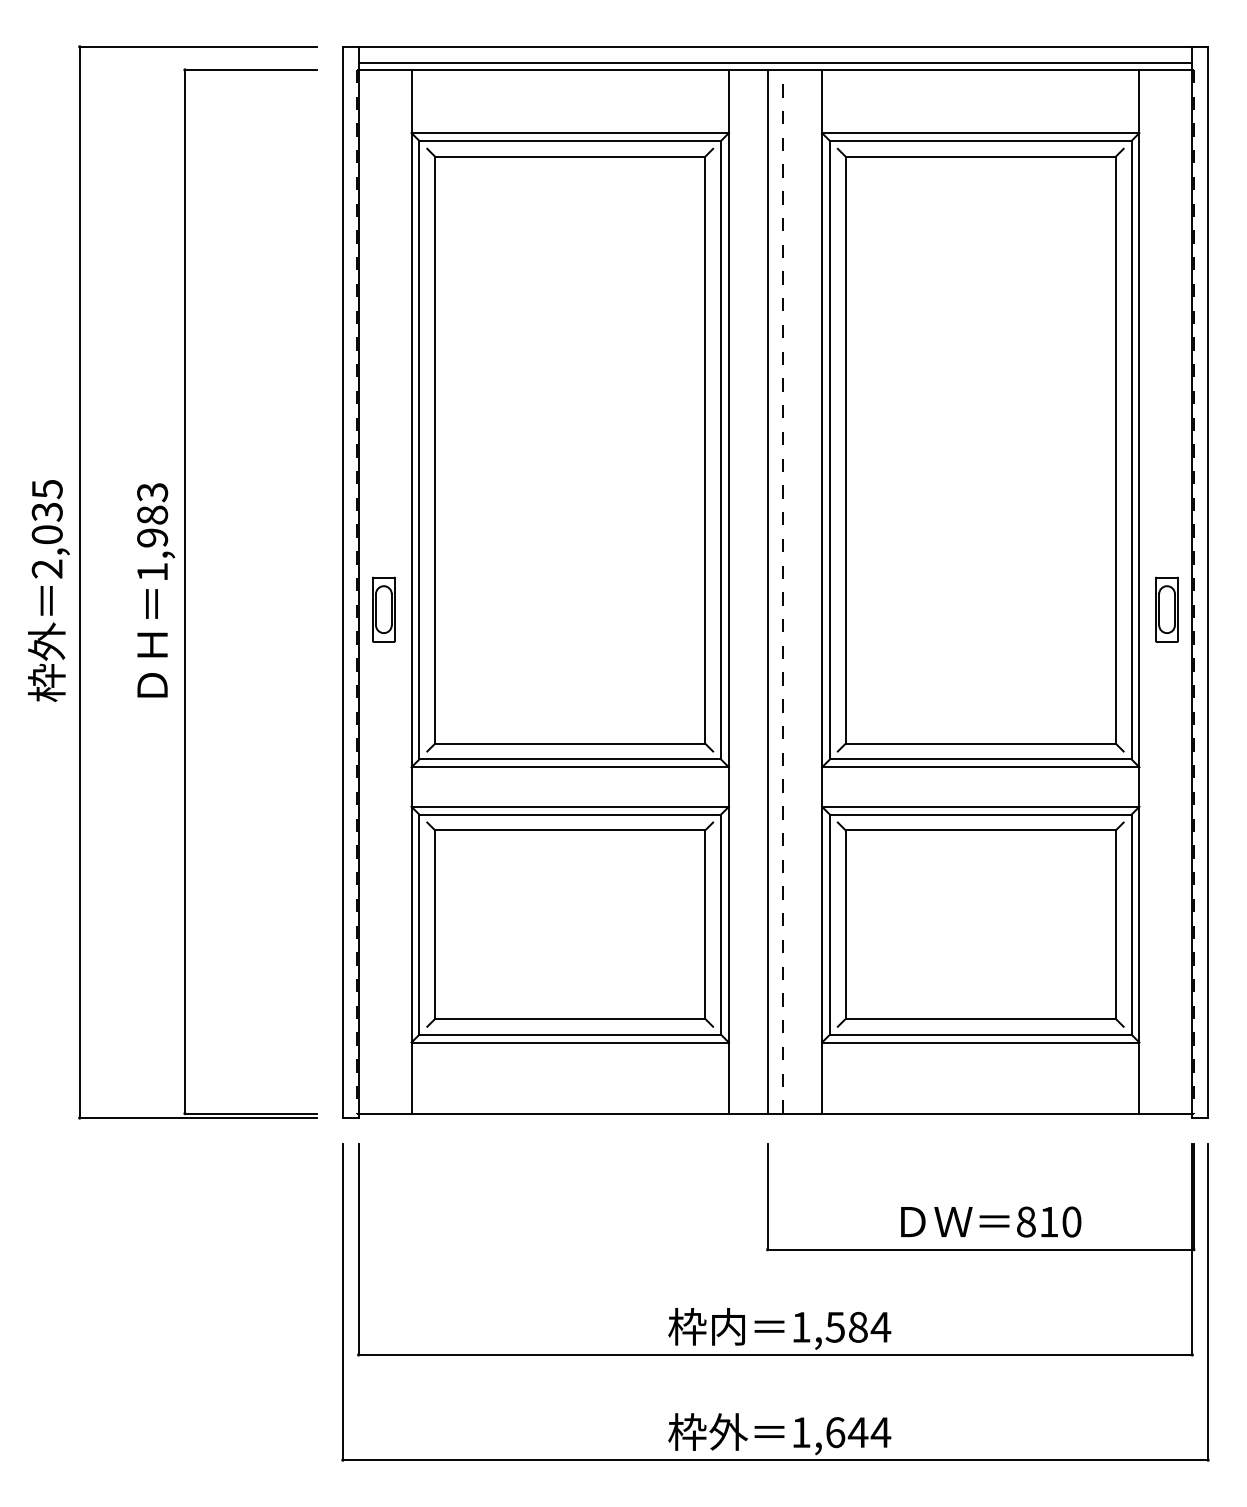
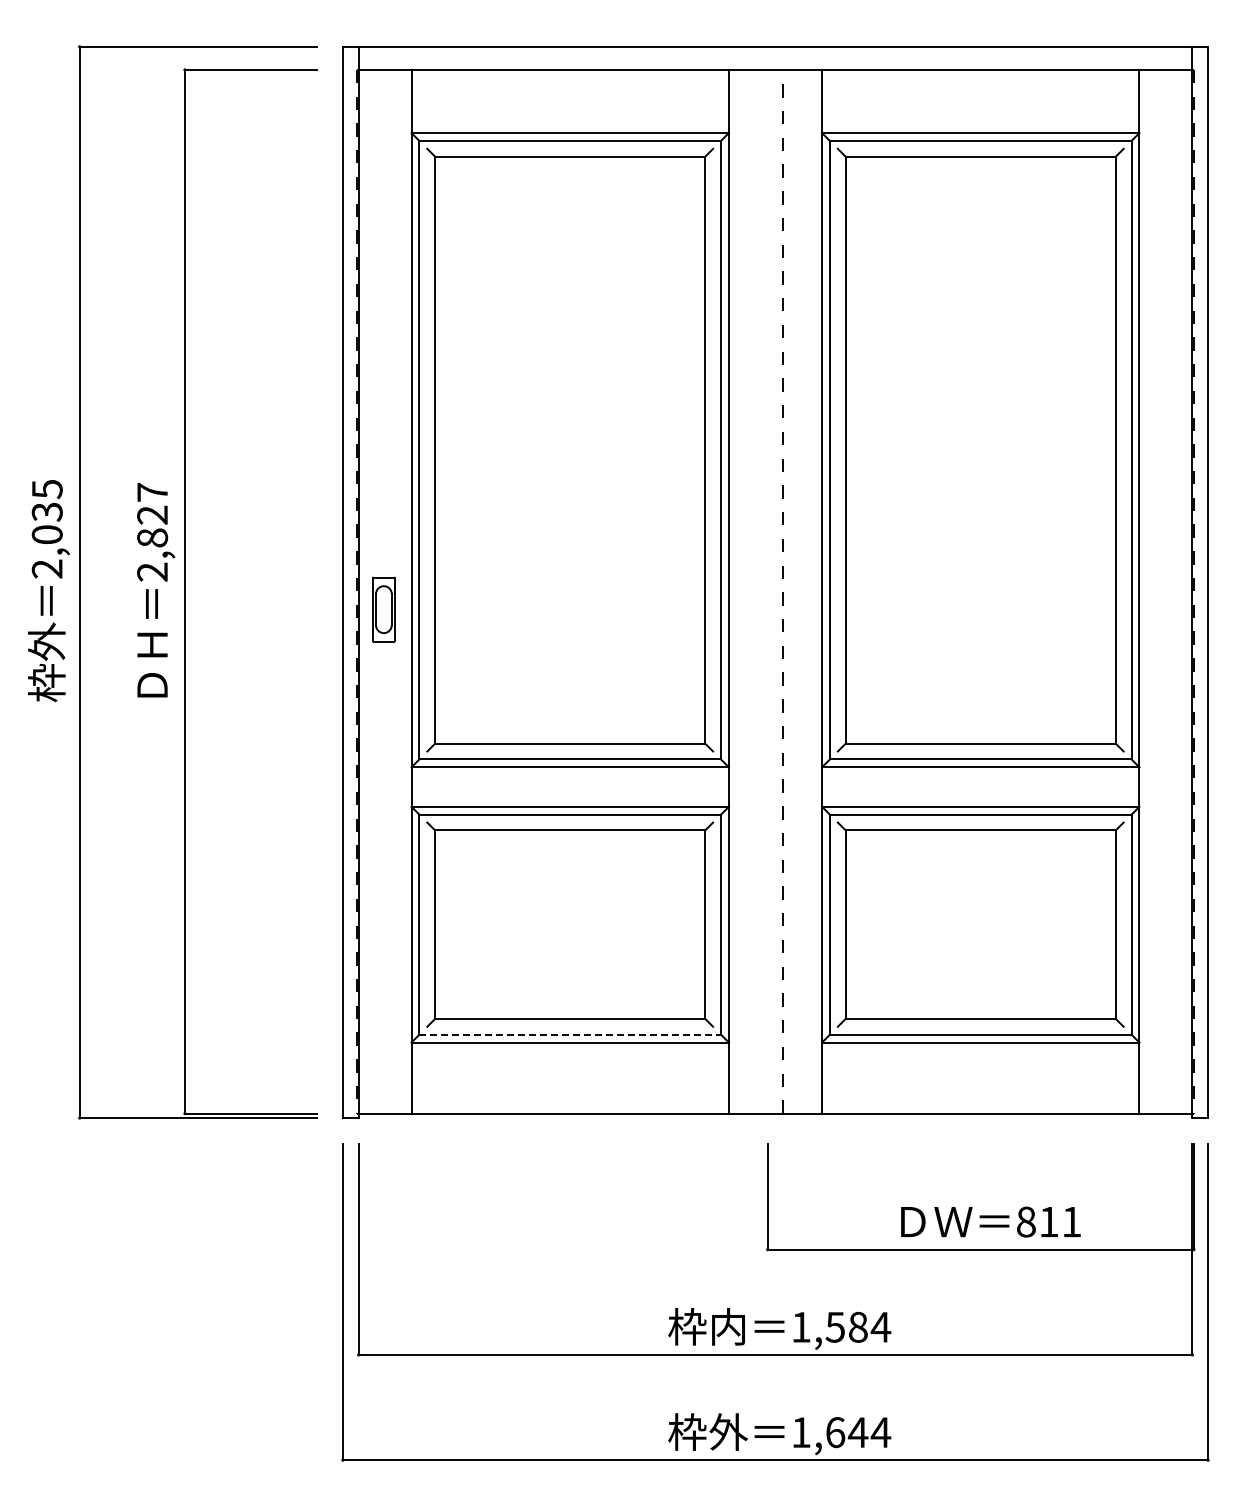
line: present -> none (775, 62)
text: 1,983 -> 2,827 (152, 532)
line: present -> none (767, 591)
part: present -> none (1166, 609)
line: solid -> dashed (570, 1034)
text: 810 -> 811 (1071, 1221)
